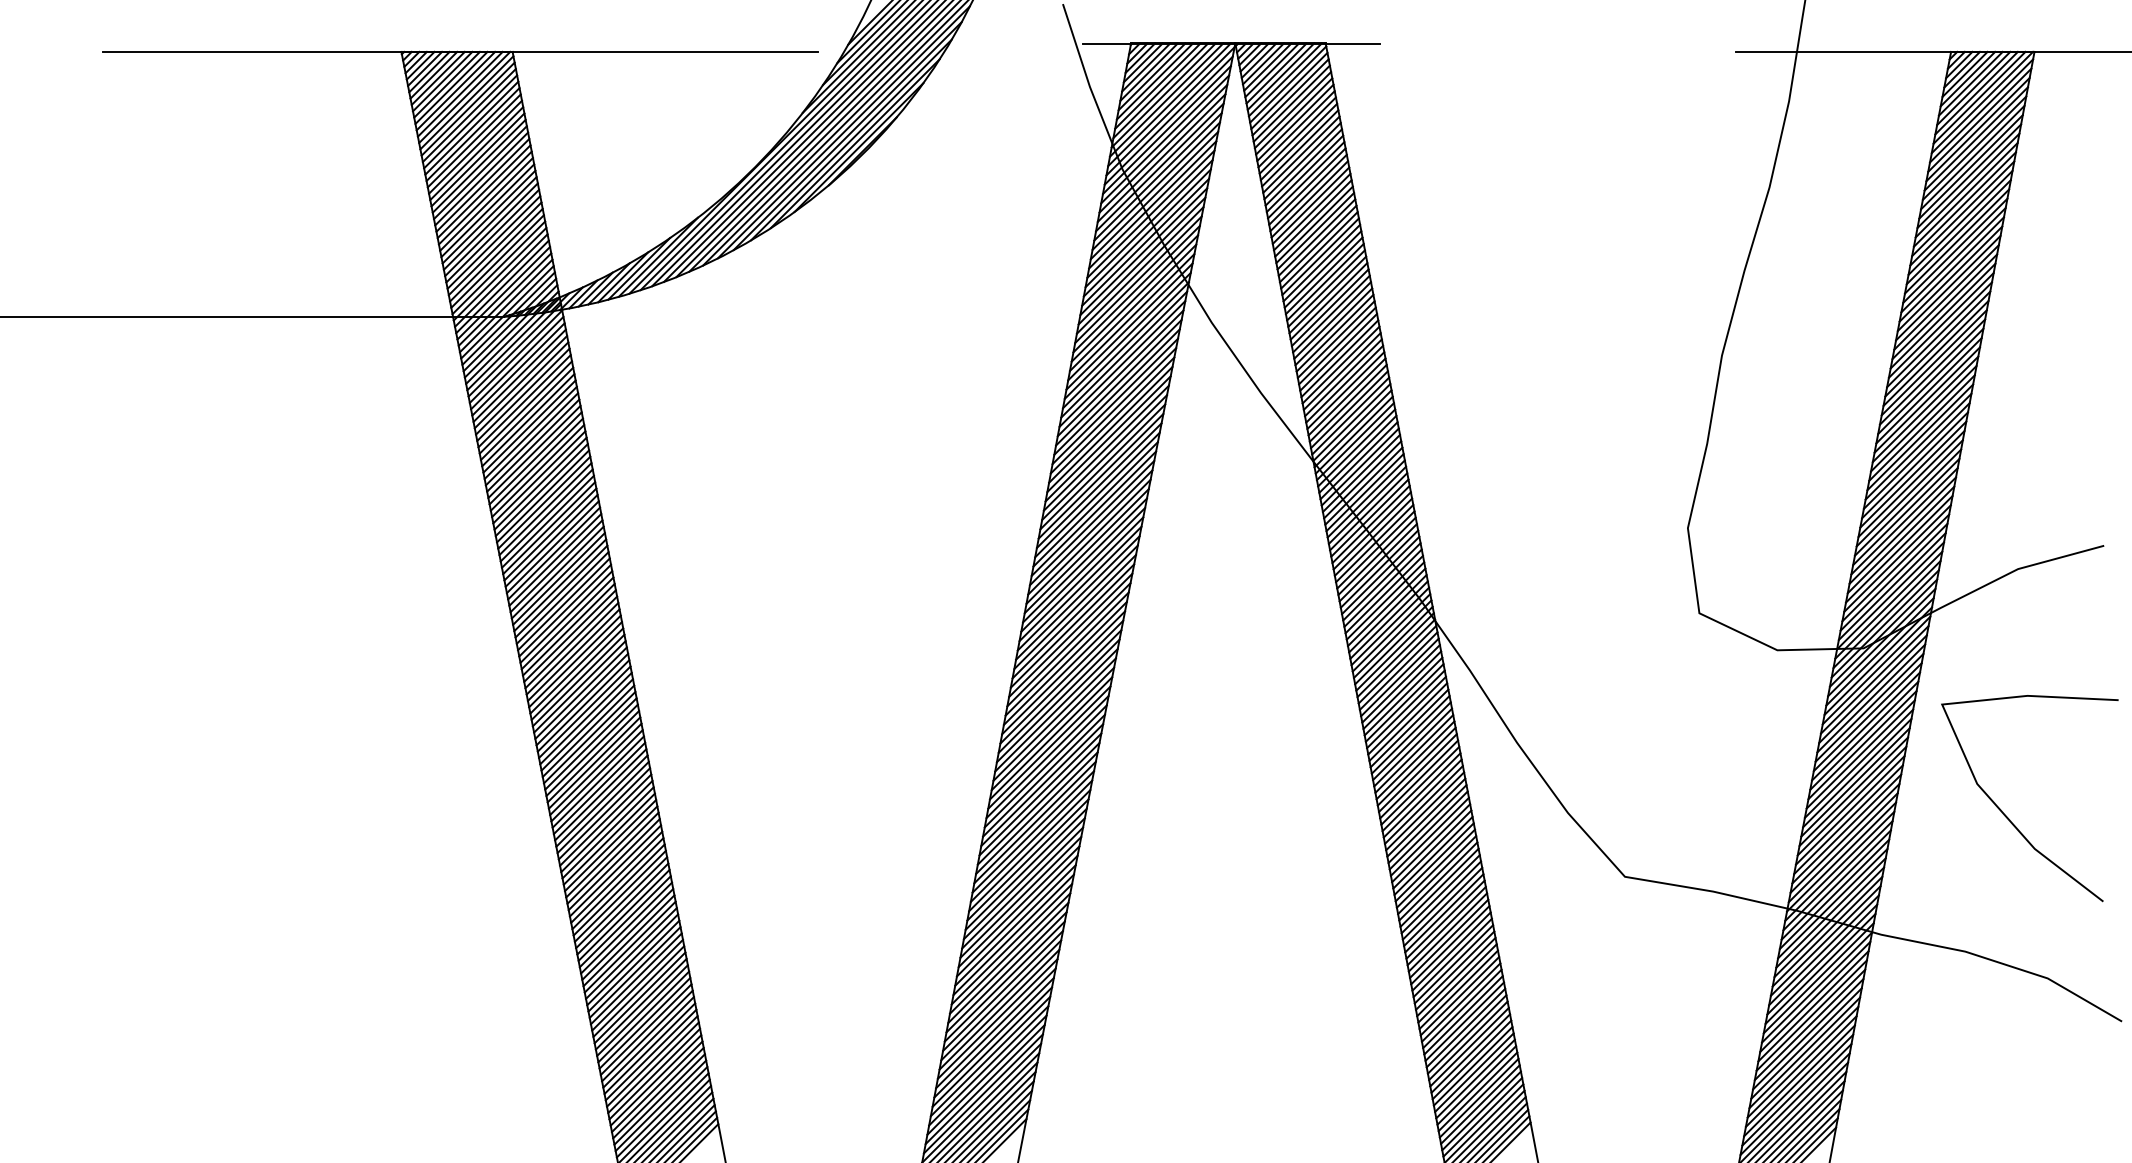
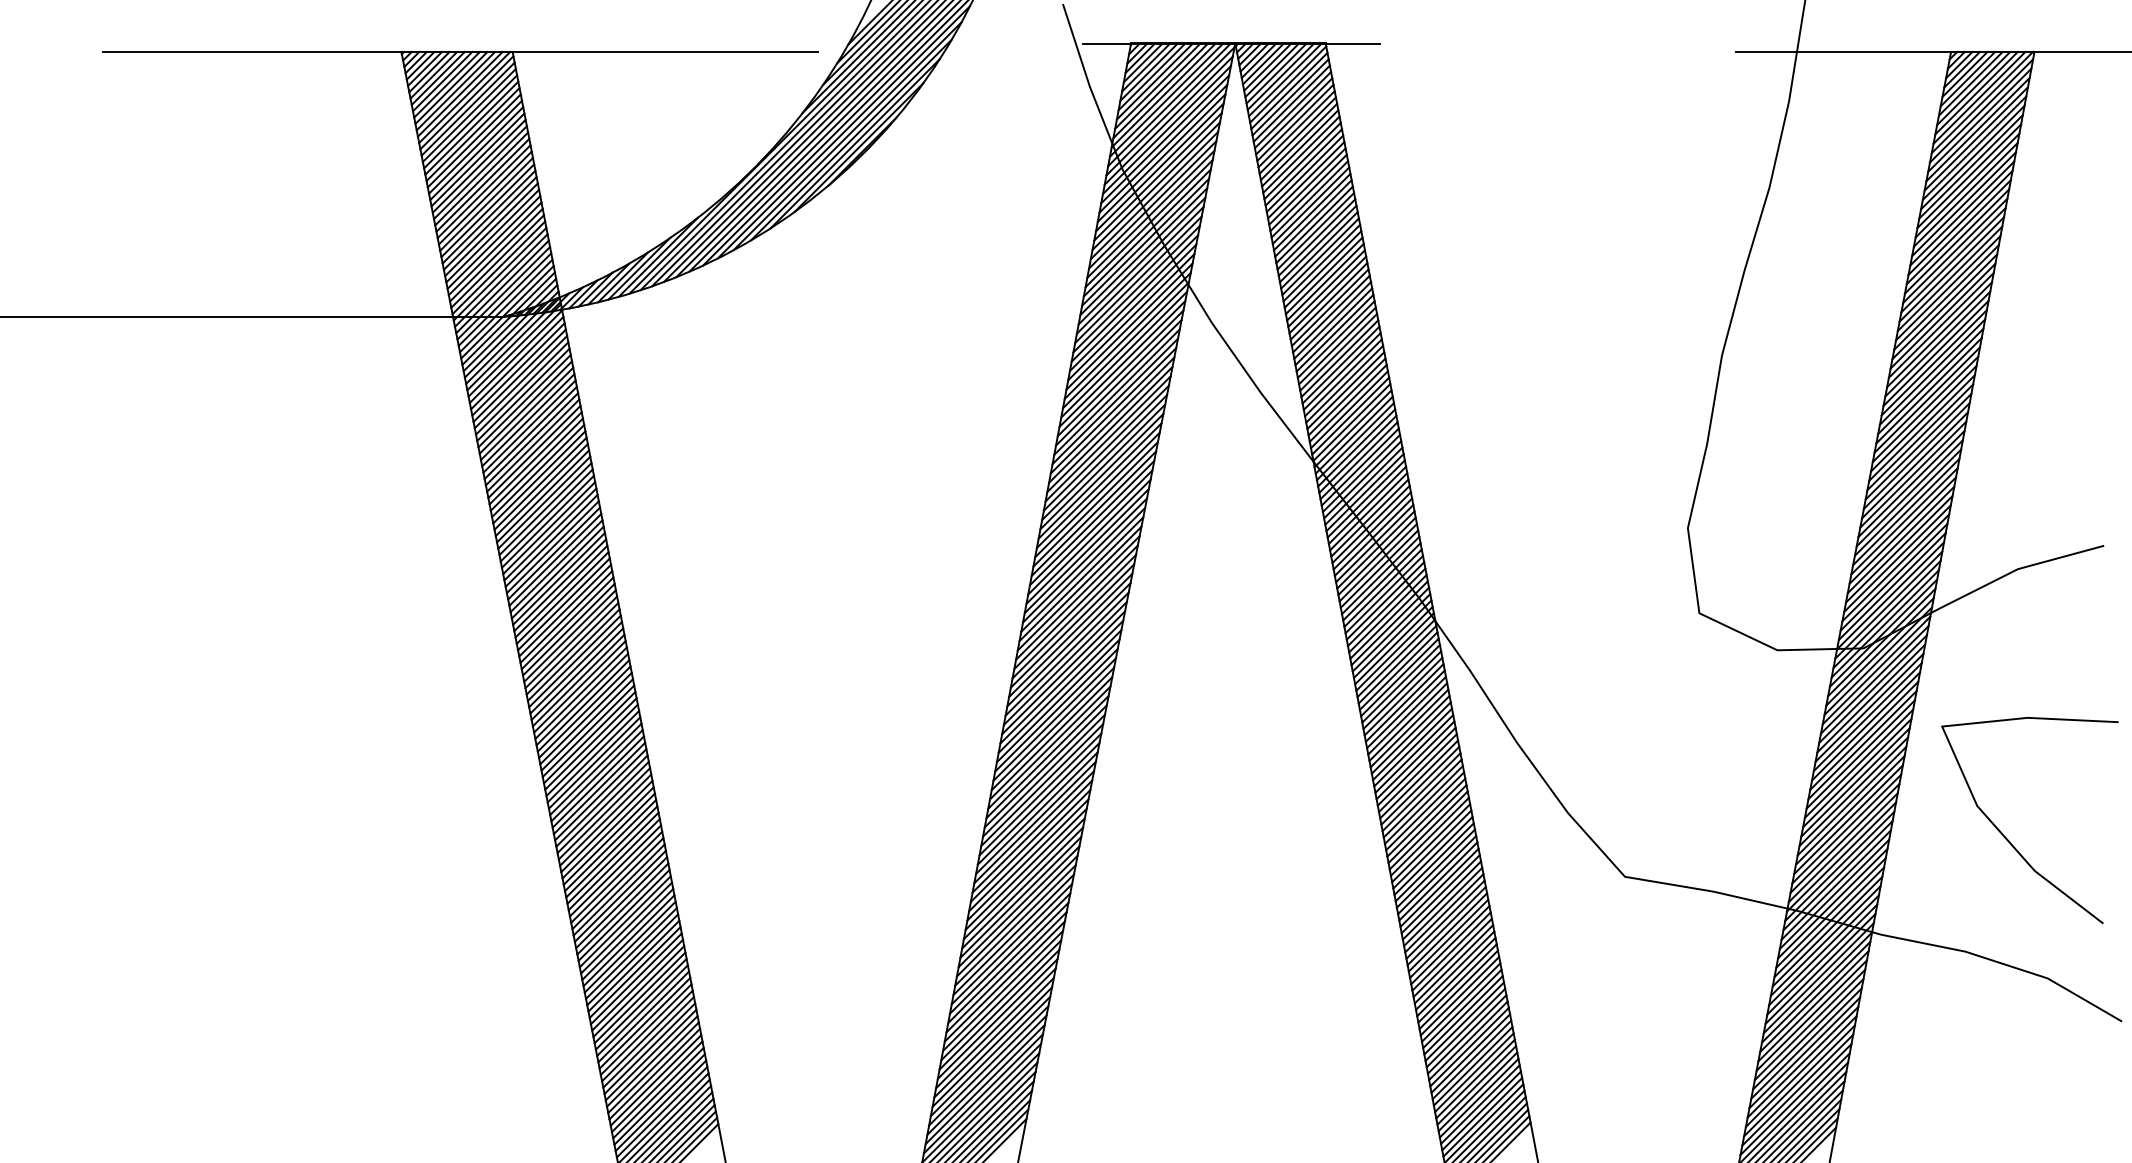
curve position: (2009, 818) -> (2009, 840) (2009, 840)
